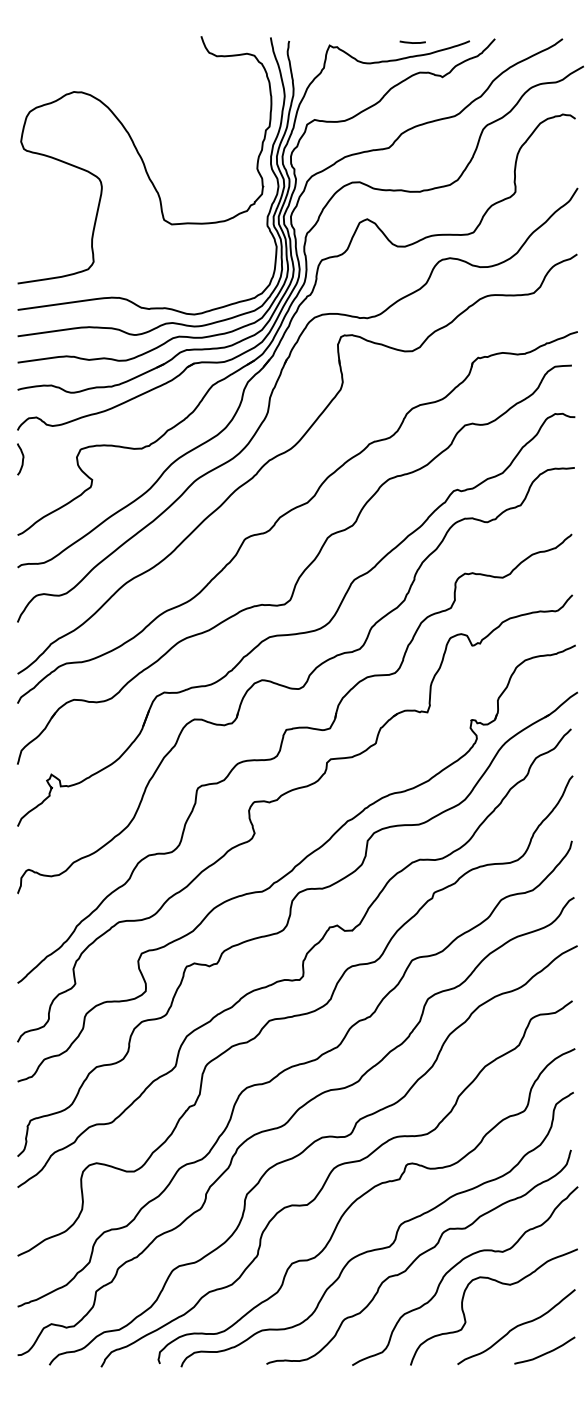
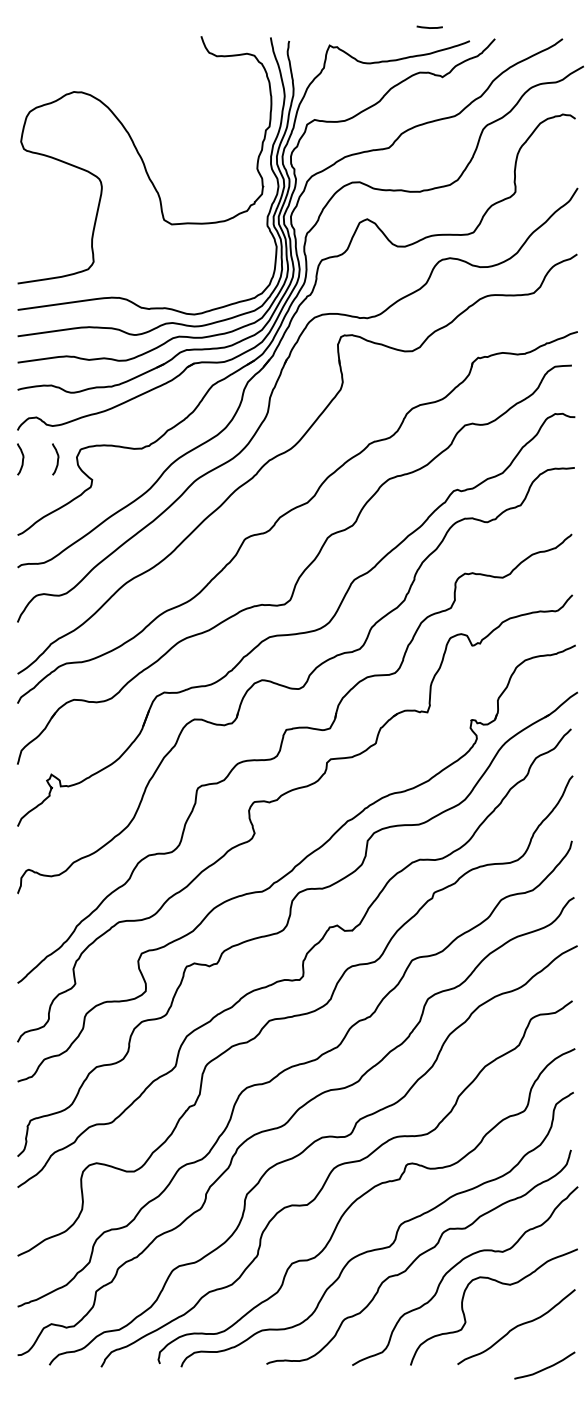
line position: (412, 42) -> (429, 27) (429, 27)
curve: none -> present (57, 459)
curve position: (545, 1352) -> (545, 1367) (545, 1367)
